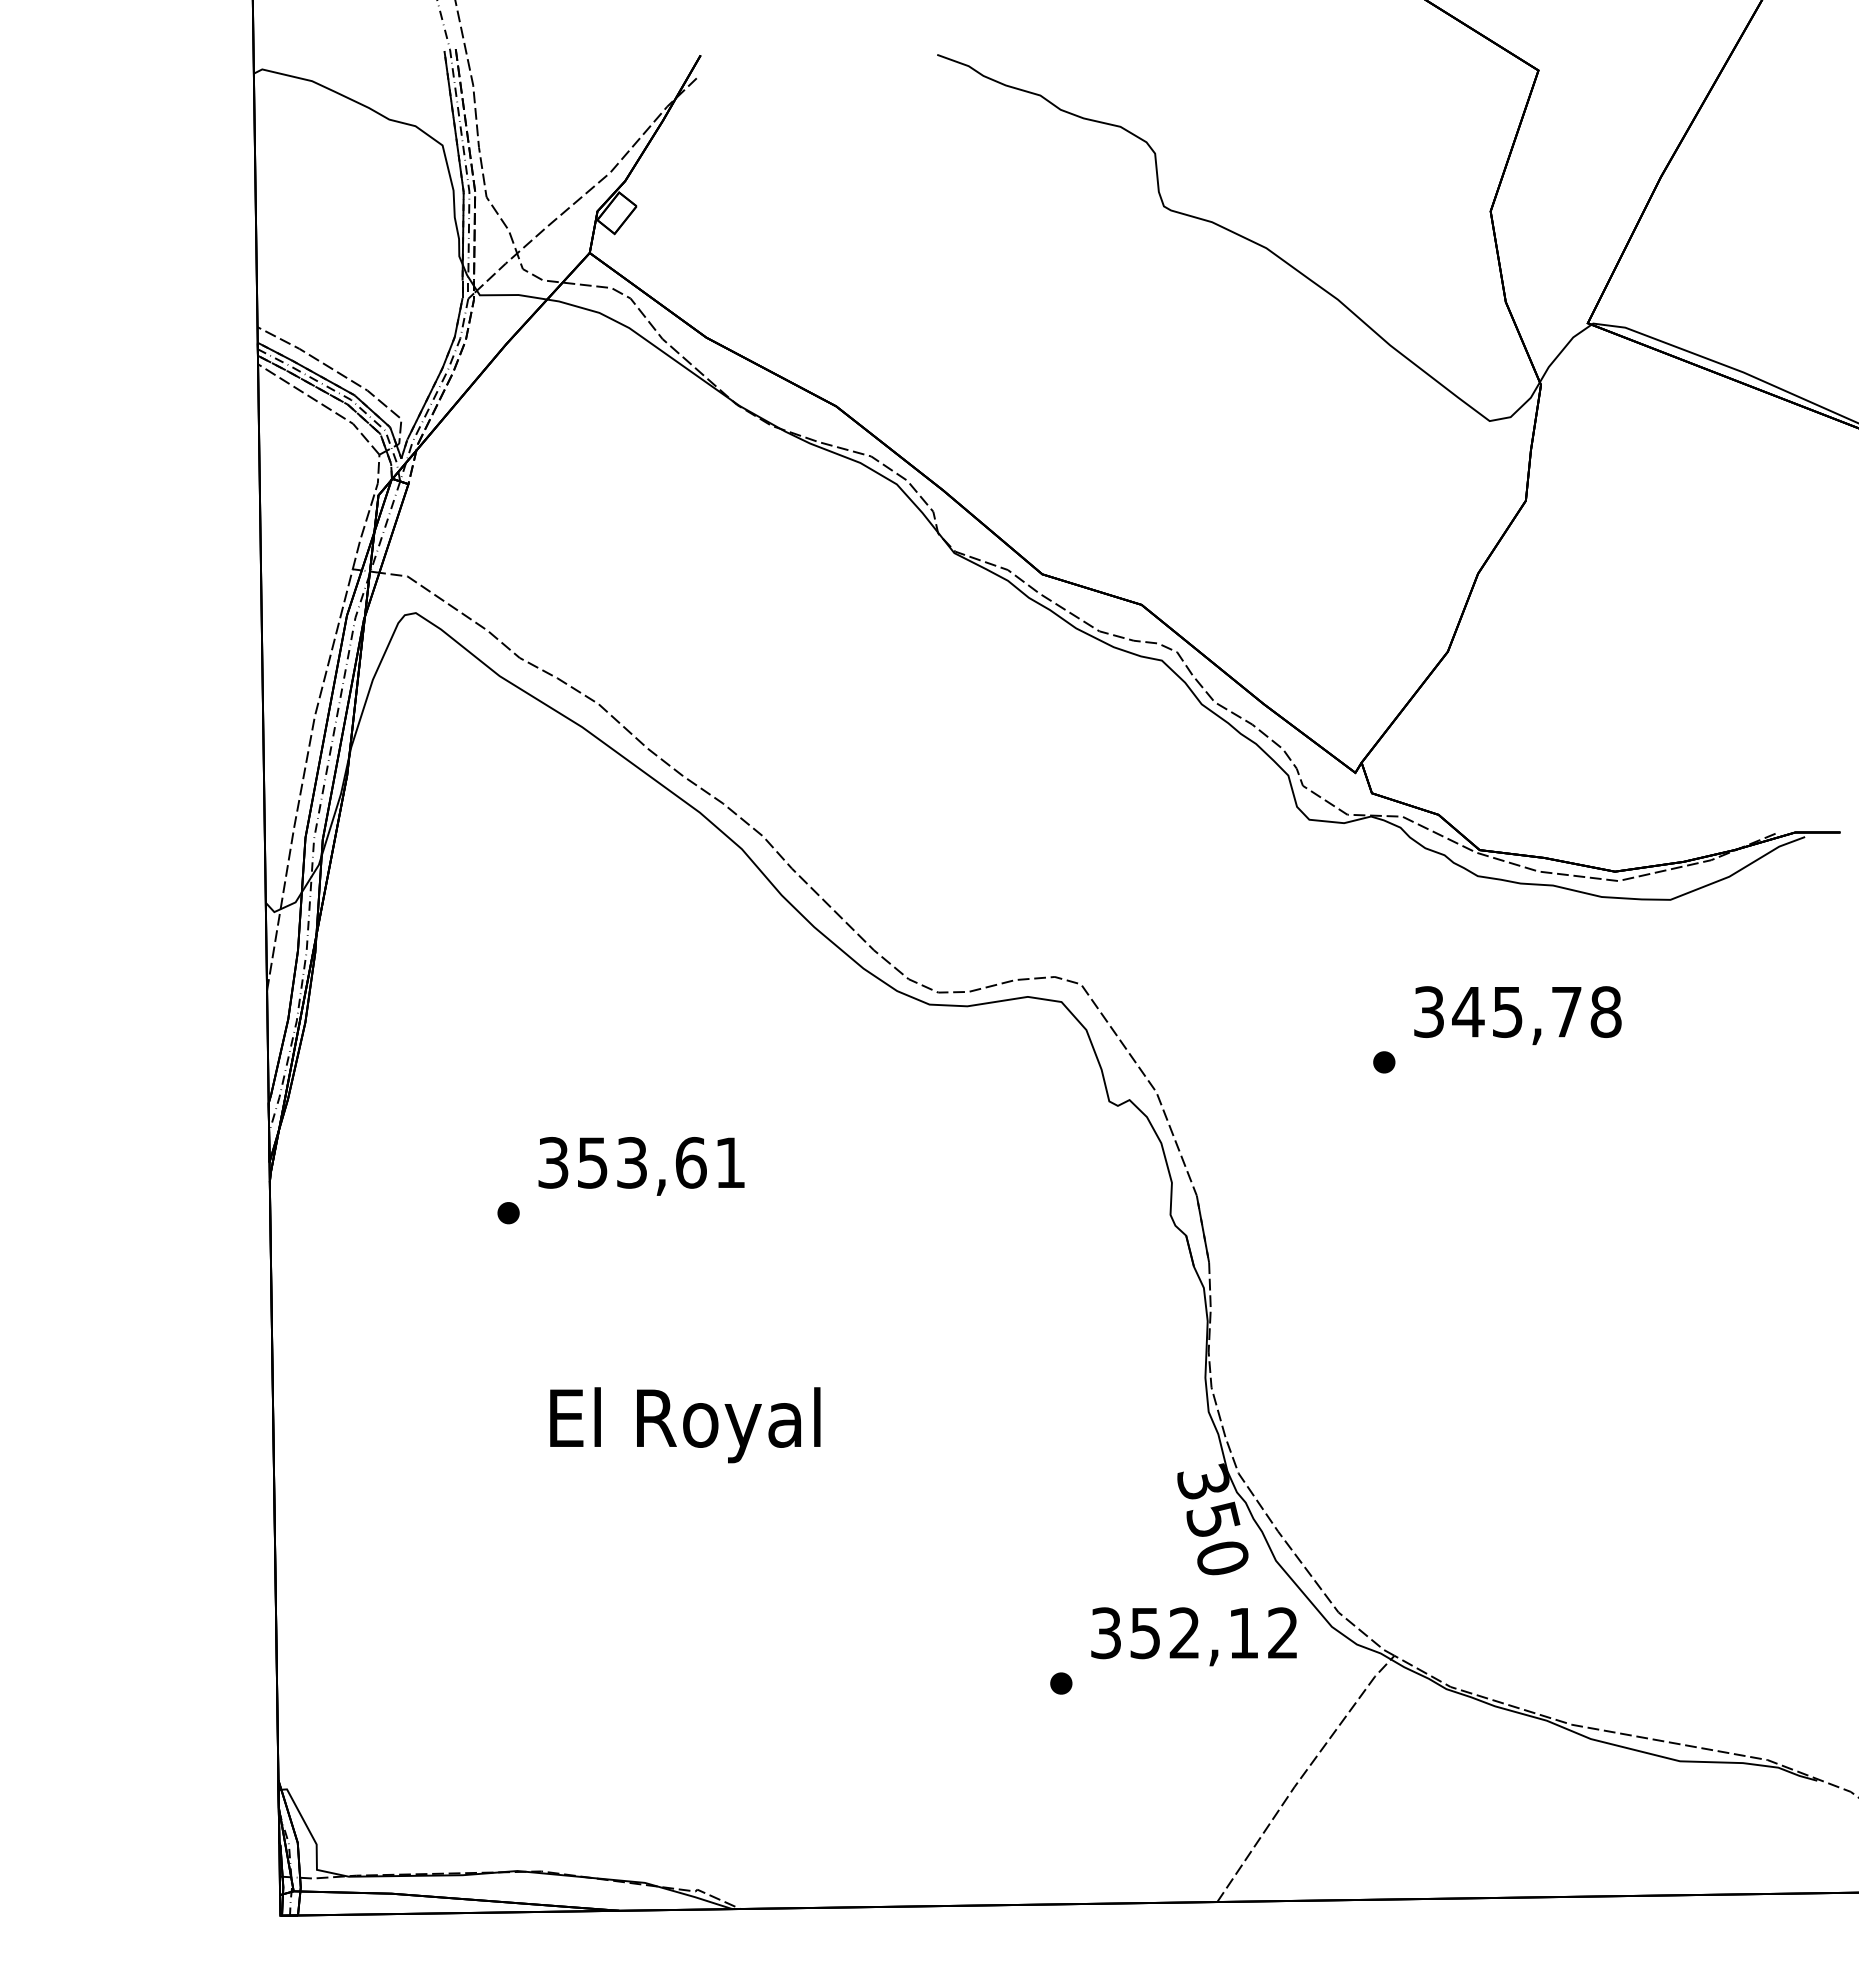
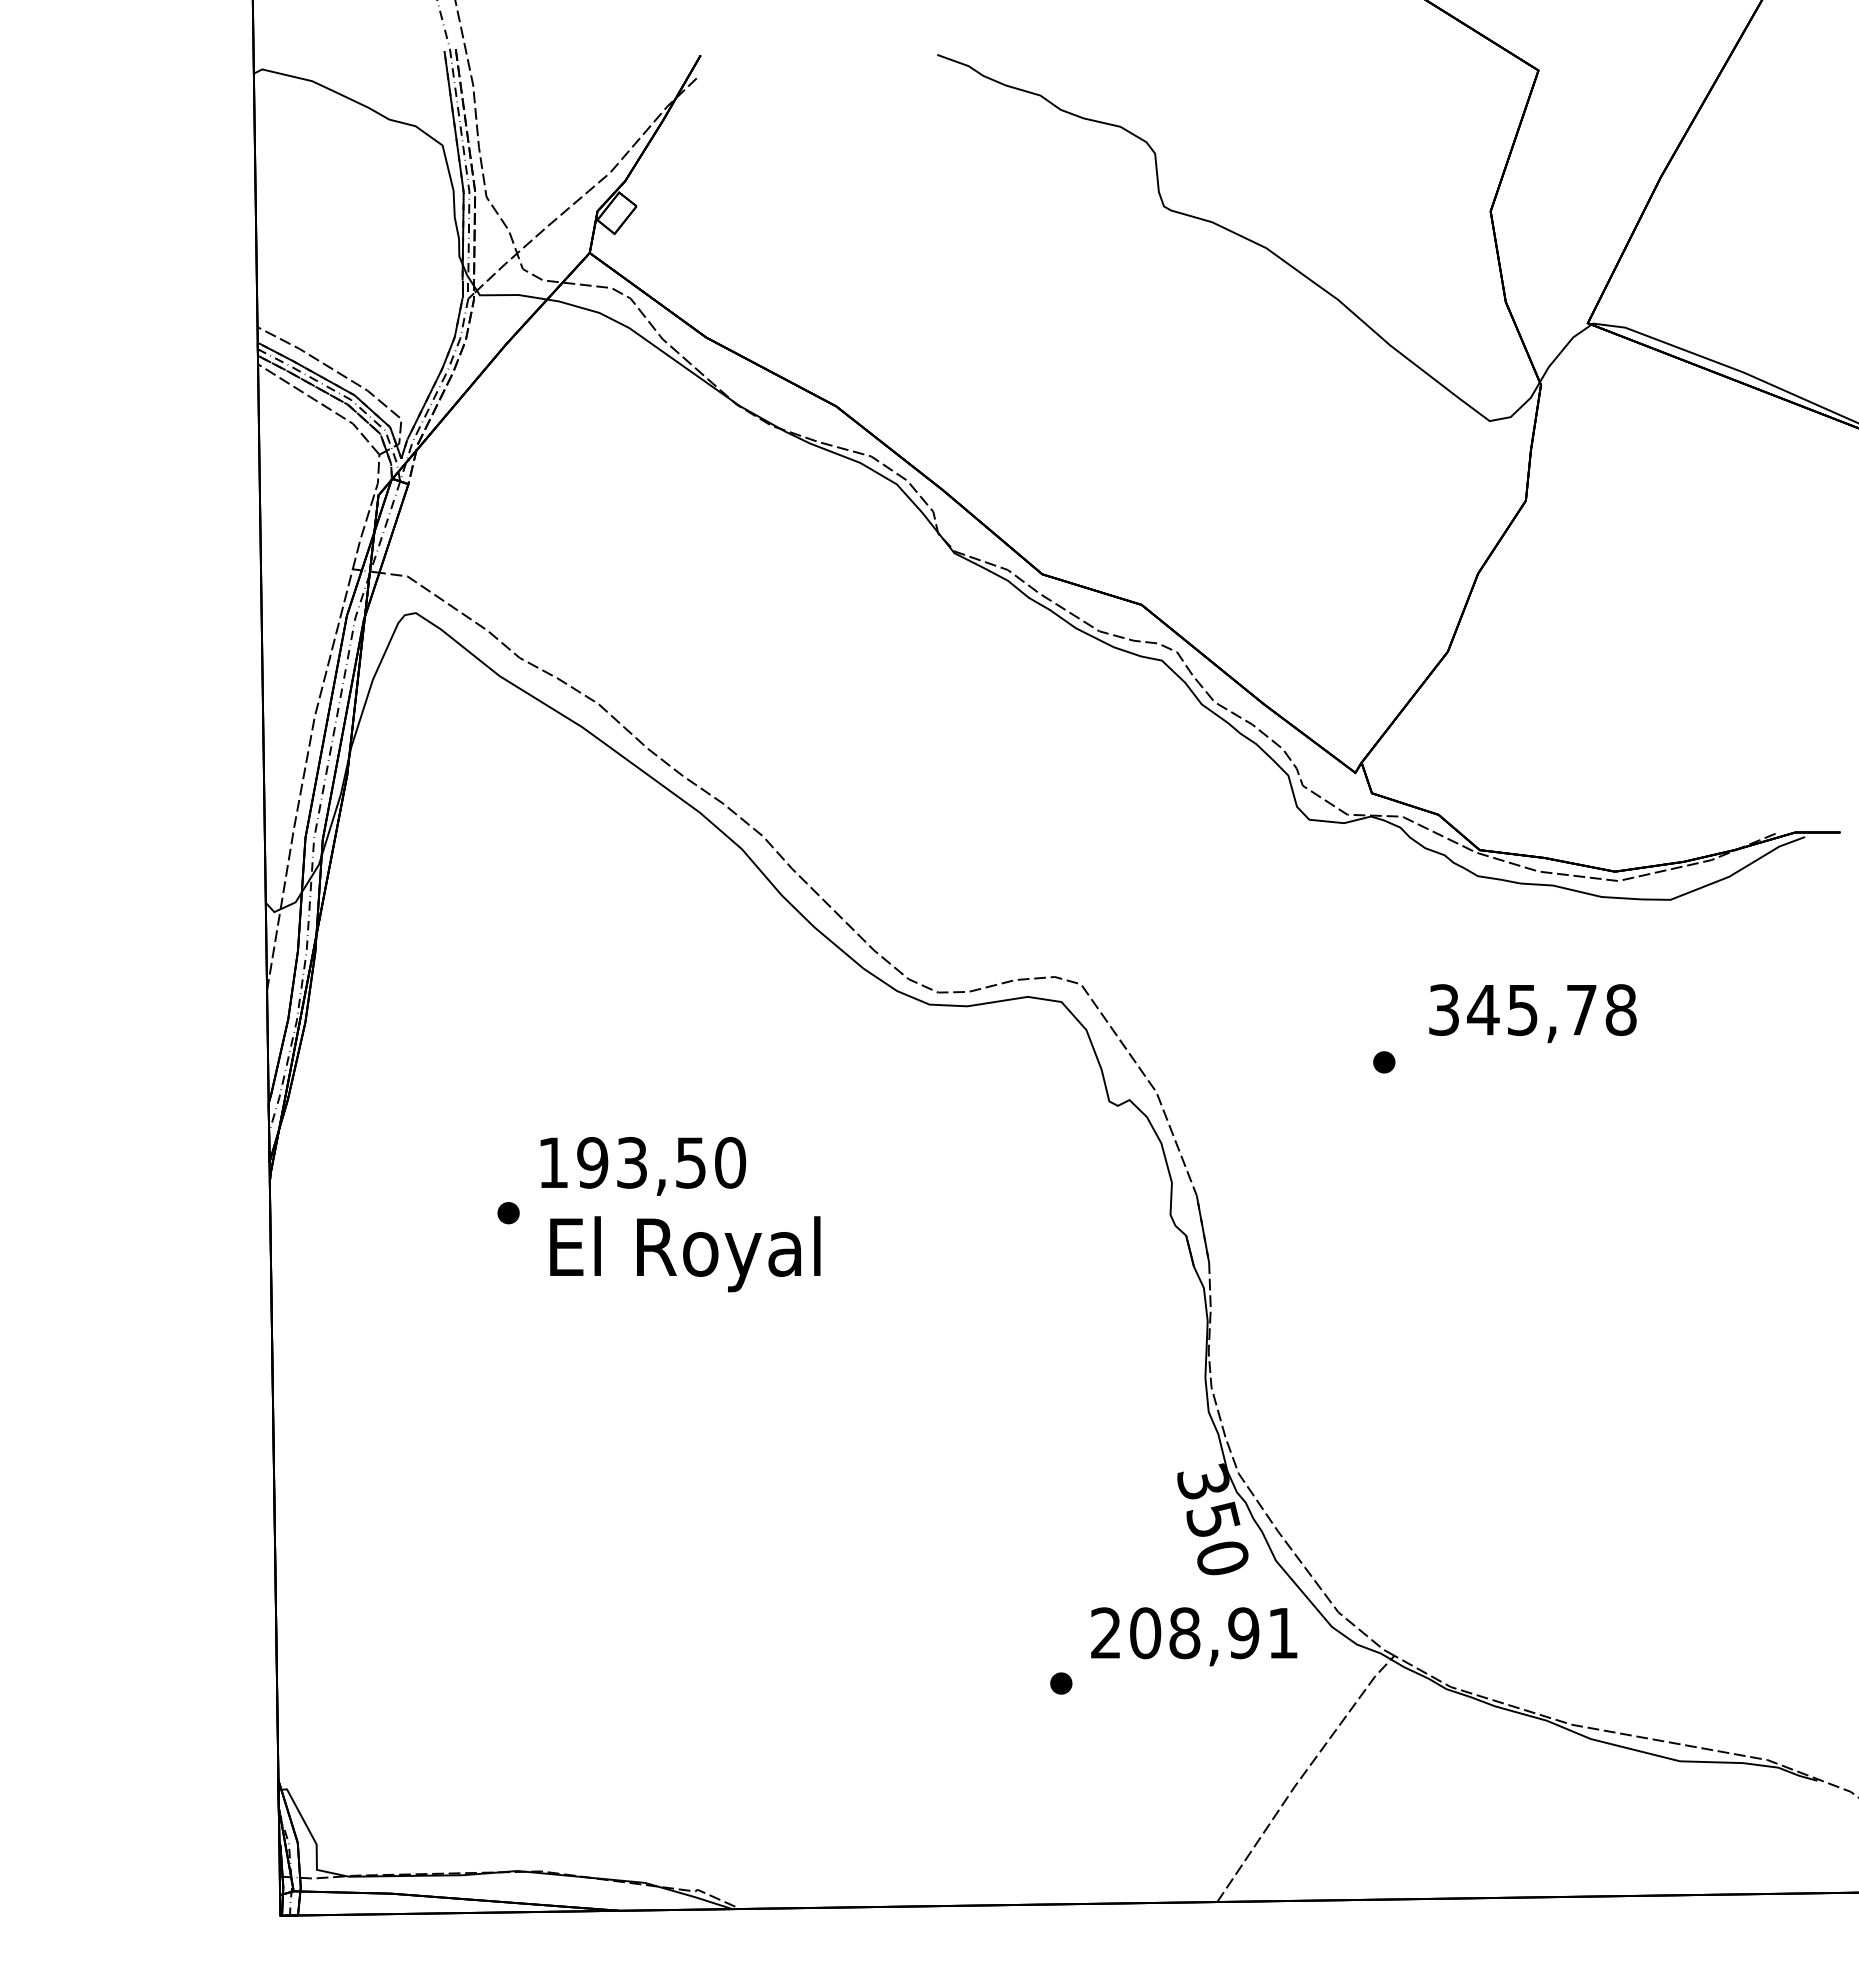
text position: (1517, 1015) -> (1532, 1013) (1532, 1013)
text: 353,61 -> 193,50 (642, 1162)
text position: (685, 1425) -> (685, 1254) (685, 1254)
text: 352,12 -> 208,91 (1194, 1633)
